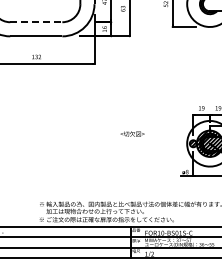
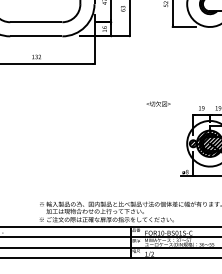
line: dashed -> solid (36, 22)
text position: (132, 133) -> (158, 103) (158, 103)
